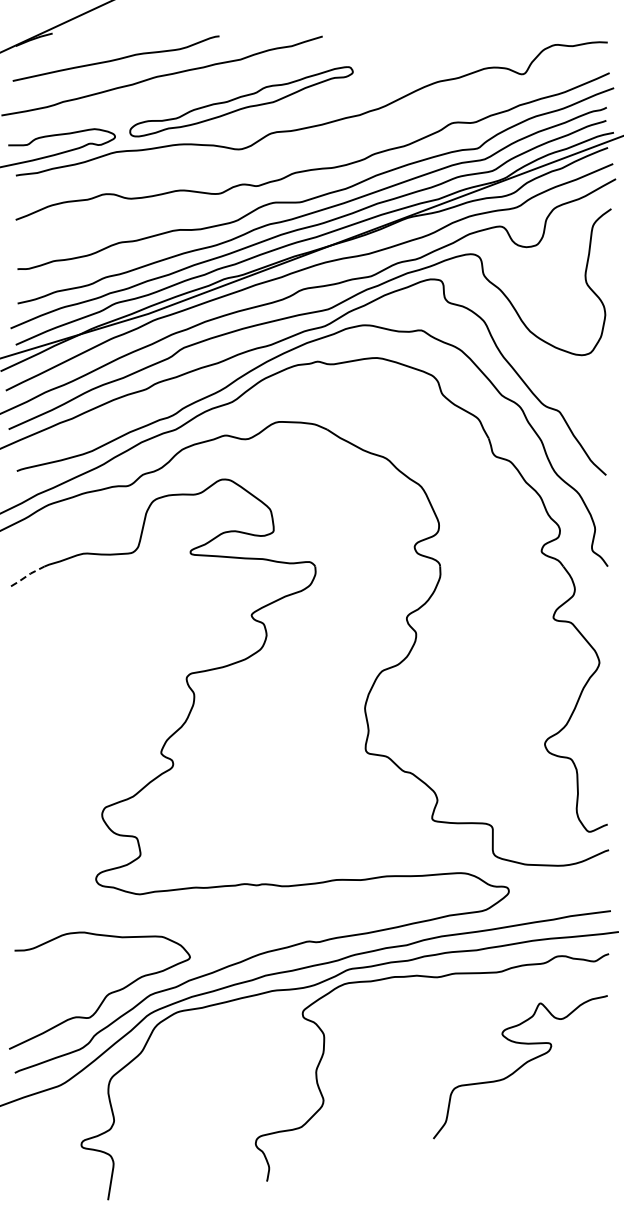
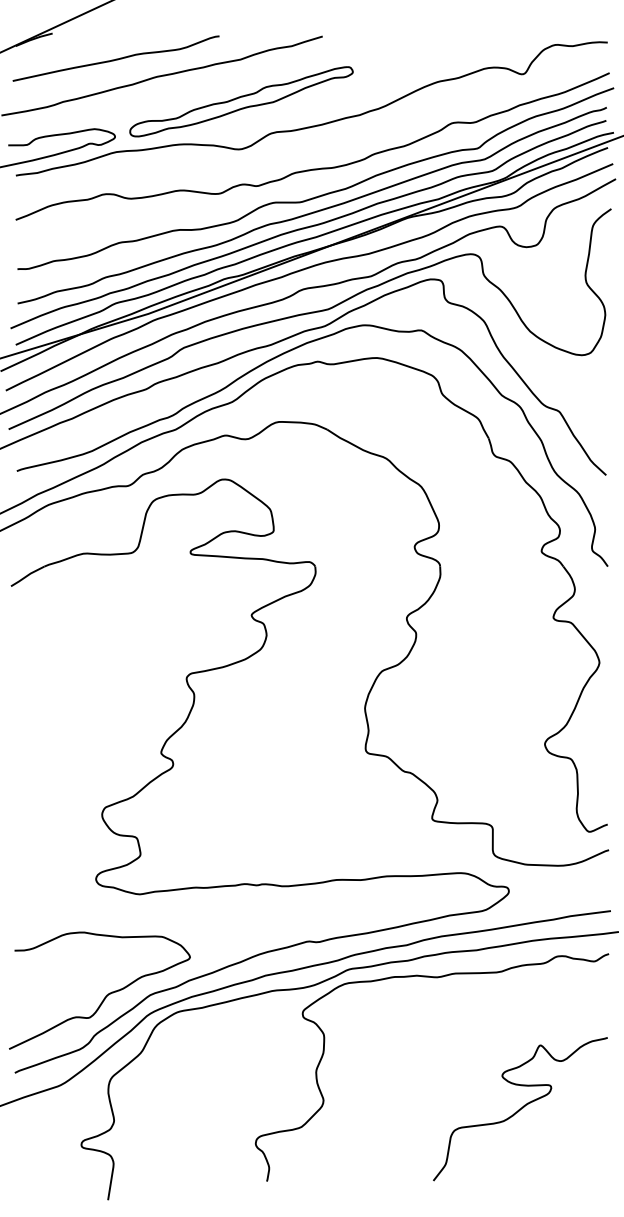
line: dashed -> solid (27, 575)
curve position: (520, 1067) -> (520, 1109) (520, 1109)
